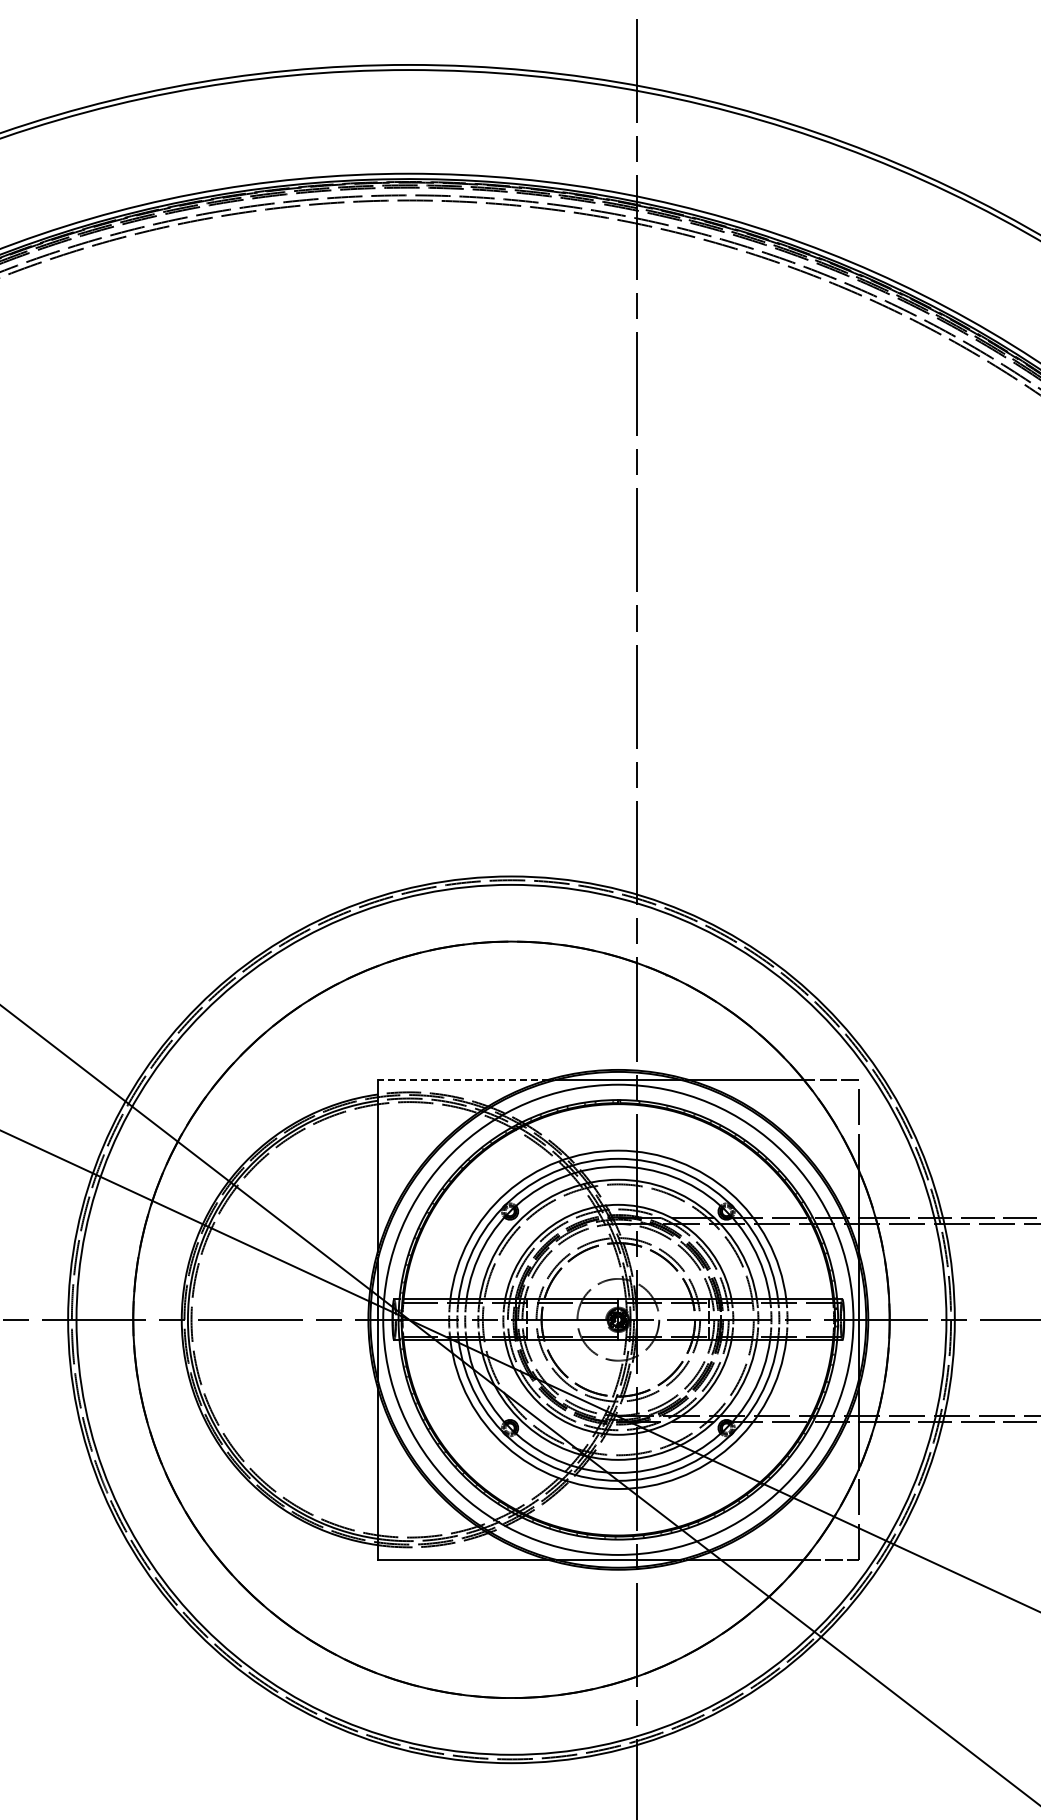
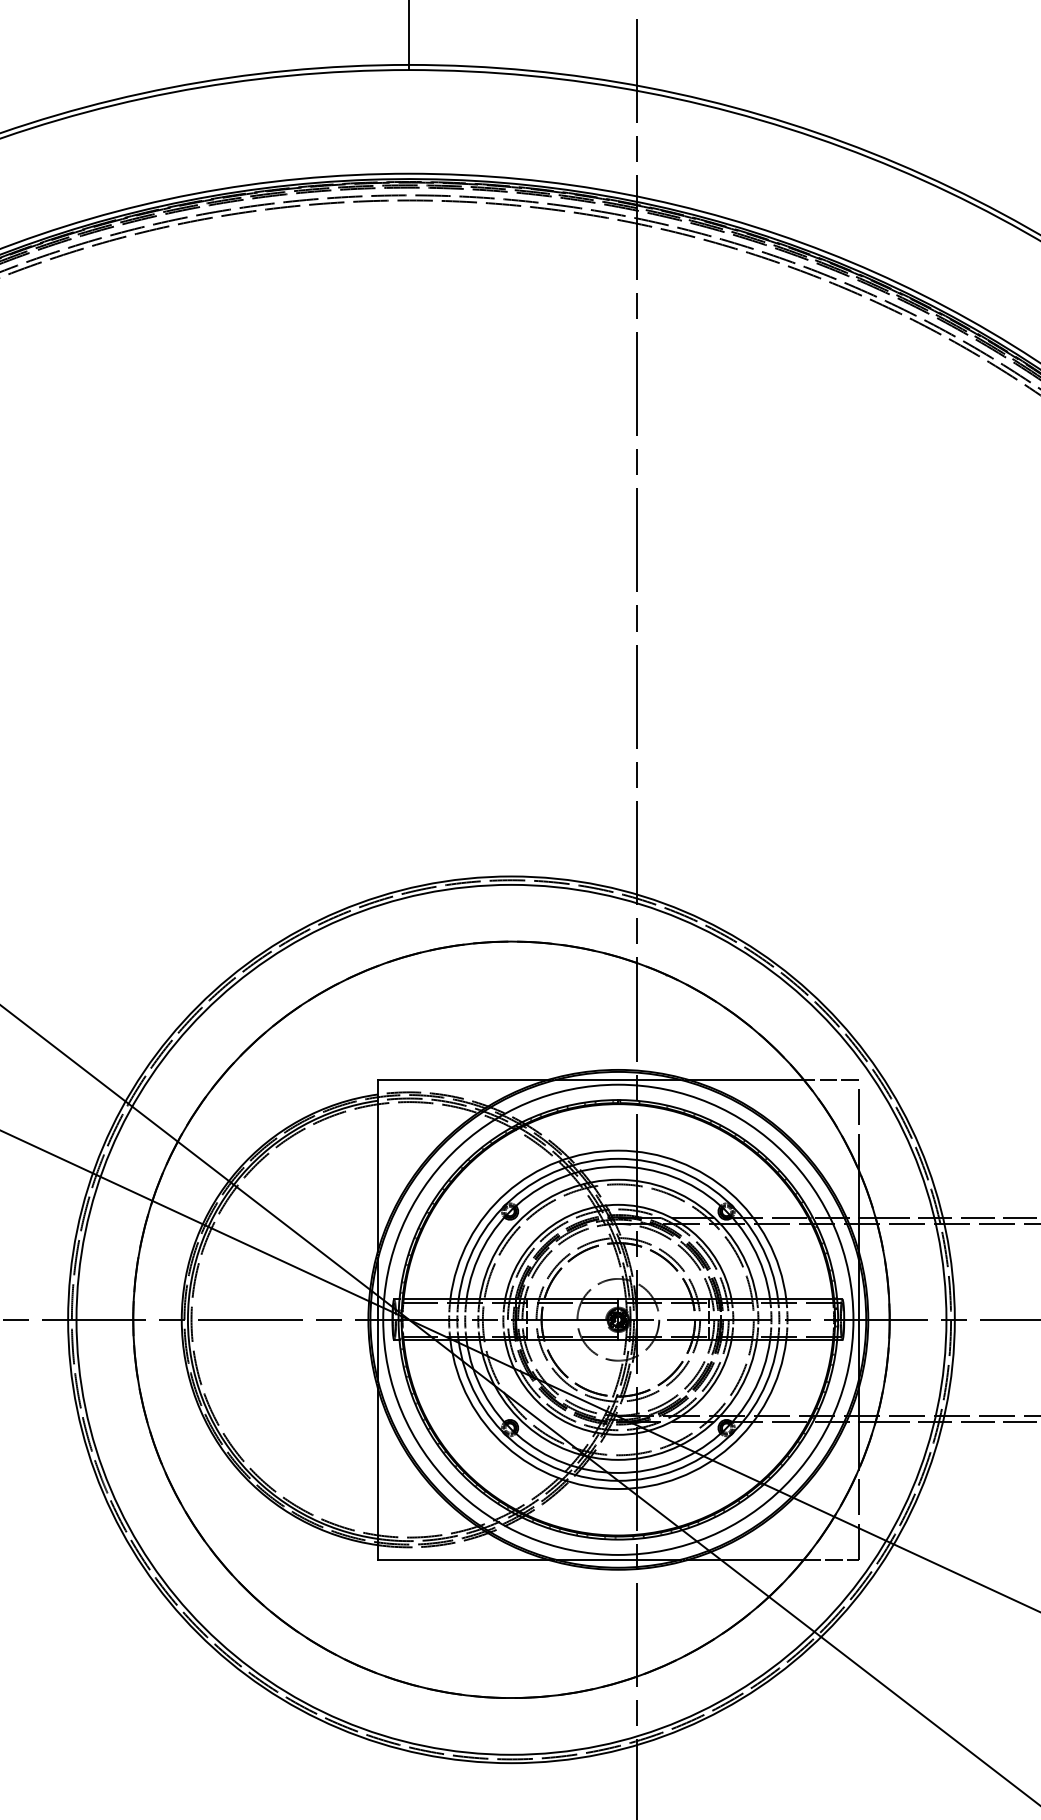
line: none -> present (409, 36)
line: dashed -> solid (463, 1079)
